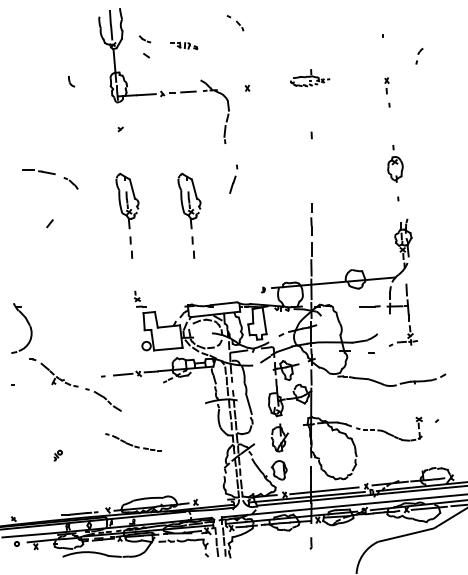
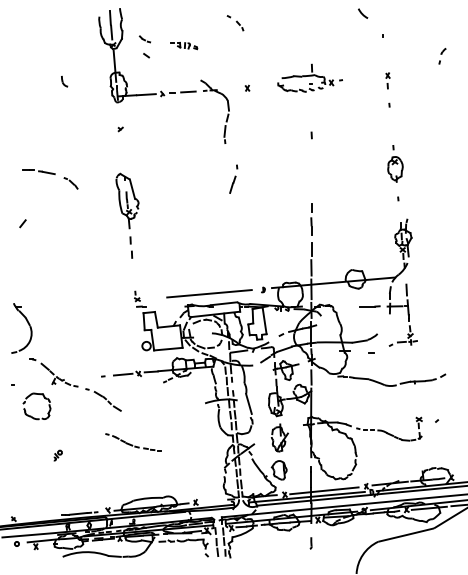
arc: none -> present (363, 13)
part position: (419, 56) -> (442, 56) (442, 56)
part size: 41x19 px -> 66x30 px (309, 77)
part position: (71, 81) -> (64, 81) (64, 81)
part position: (386, 85) -> (387, 80) (387, 80)
part: present -> none (189, 215)
line position: (49, 223) -> (22, 223) (22, 223)
line: none -> present (209, 293)
part: none -> present (31, 415)
